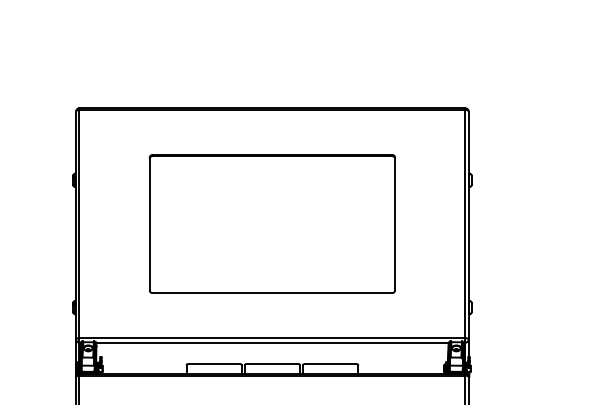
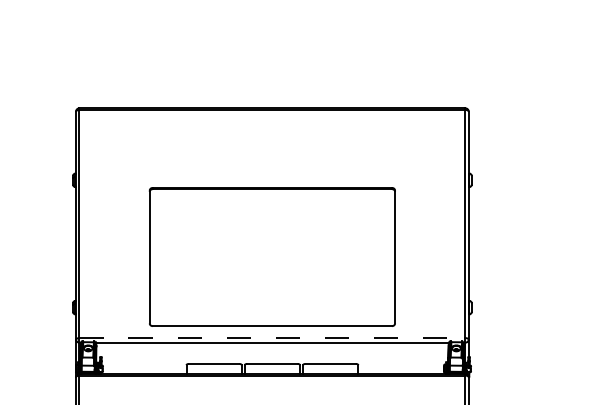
part position: (271, 223) -> (271, 256) (271, 256)
line: solid -> dashed (272, 338)
